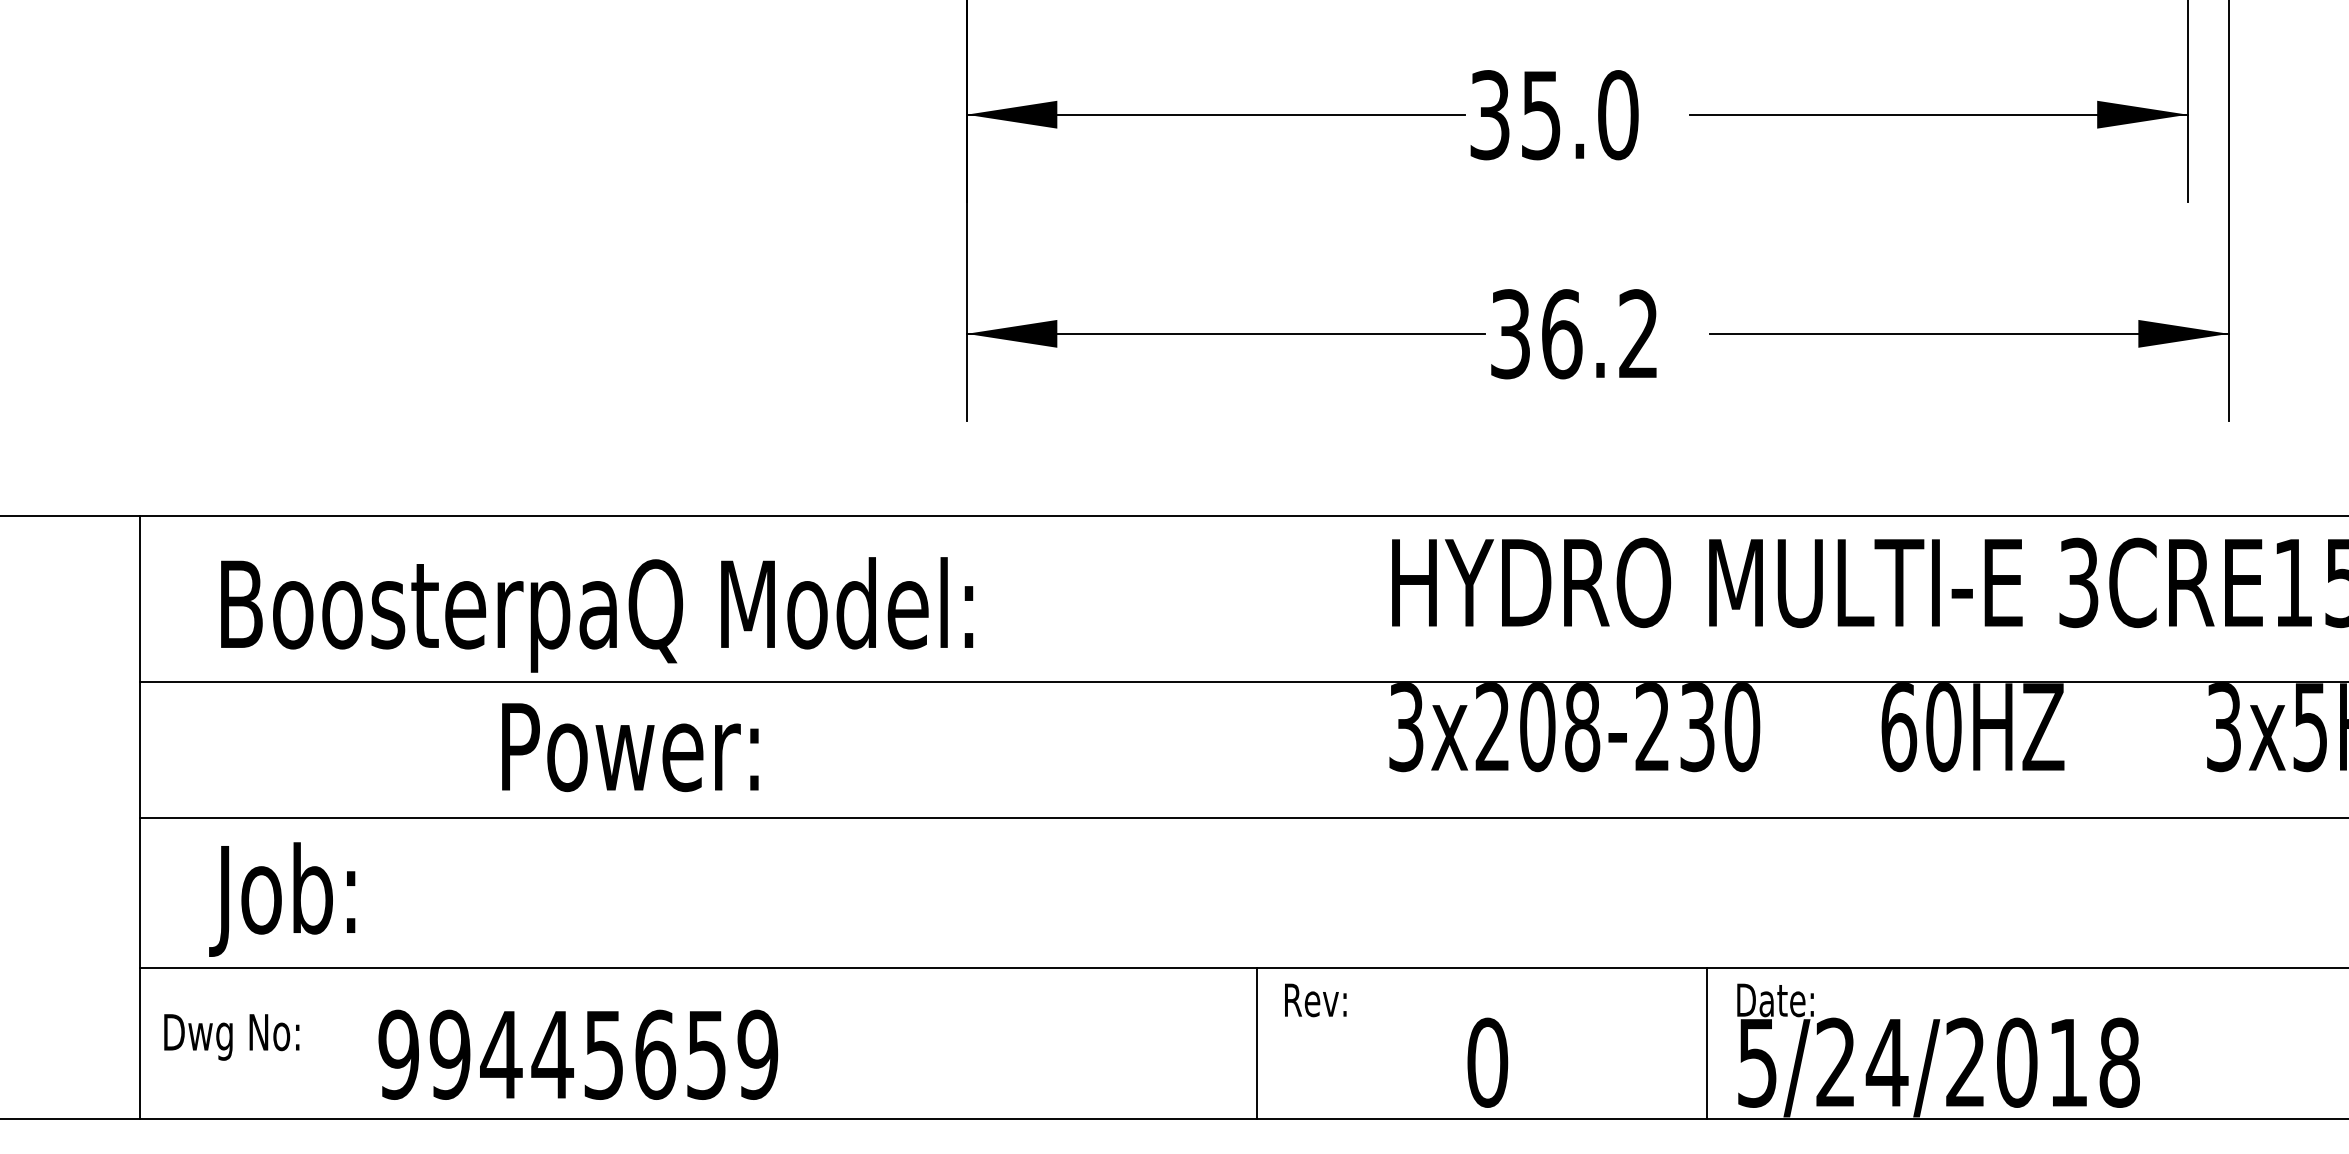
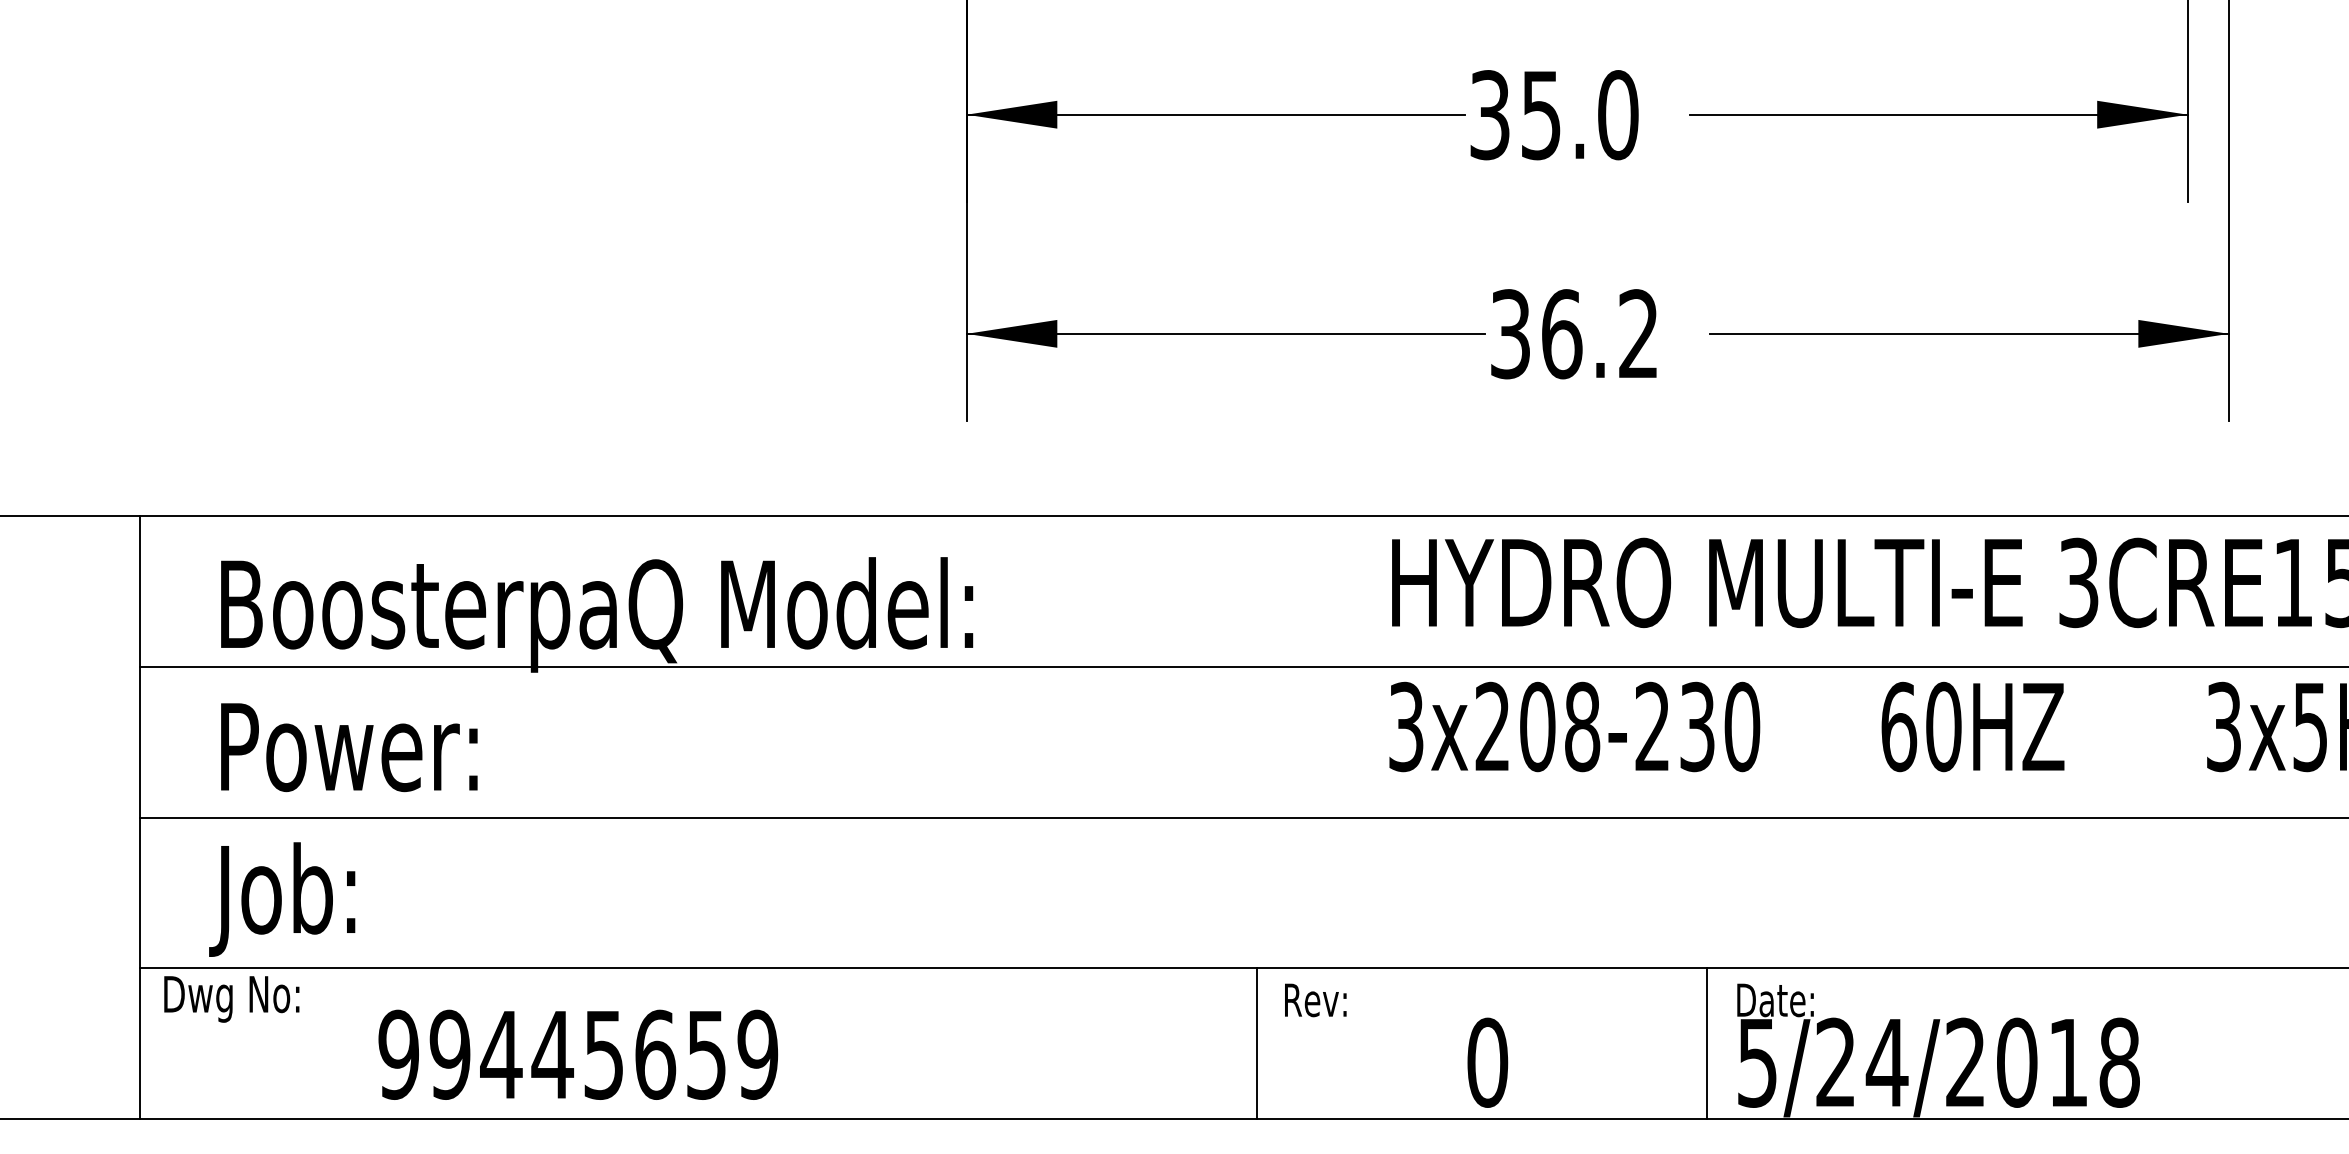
line position: (1242, 681) -> (1242, 666) (1242, 666)
text position: (630, 747) -> (349, 747) (349, 747)
text position: (231, 1037) -> (231, 999) (231, 999)
